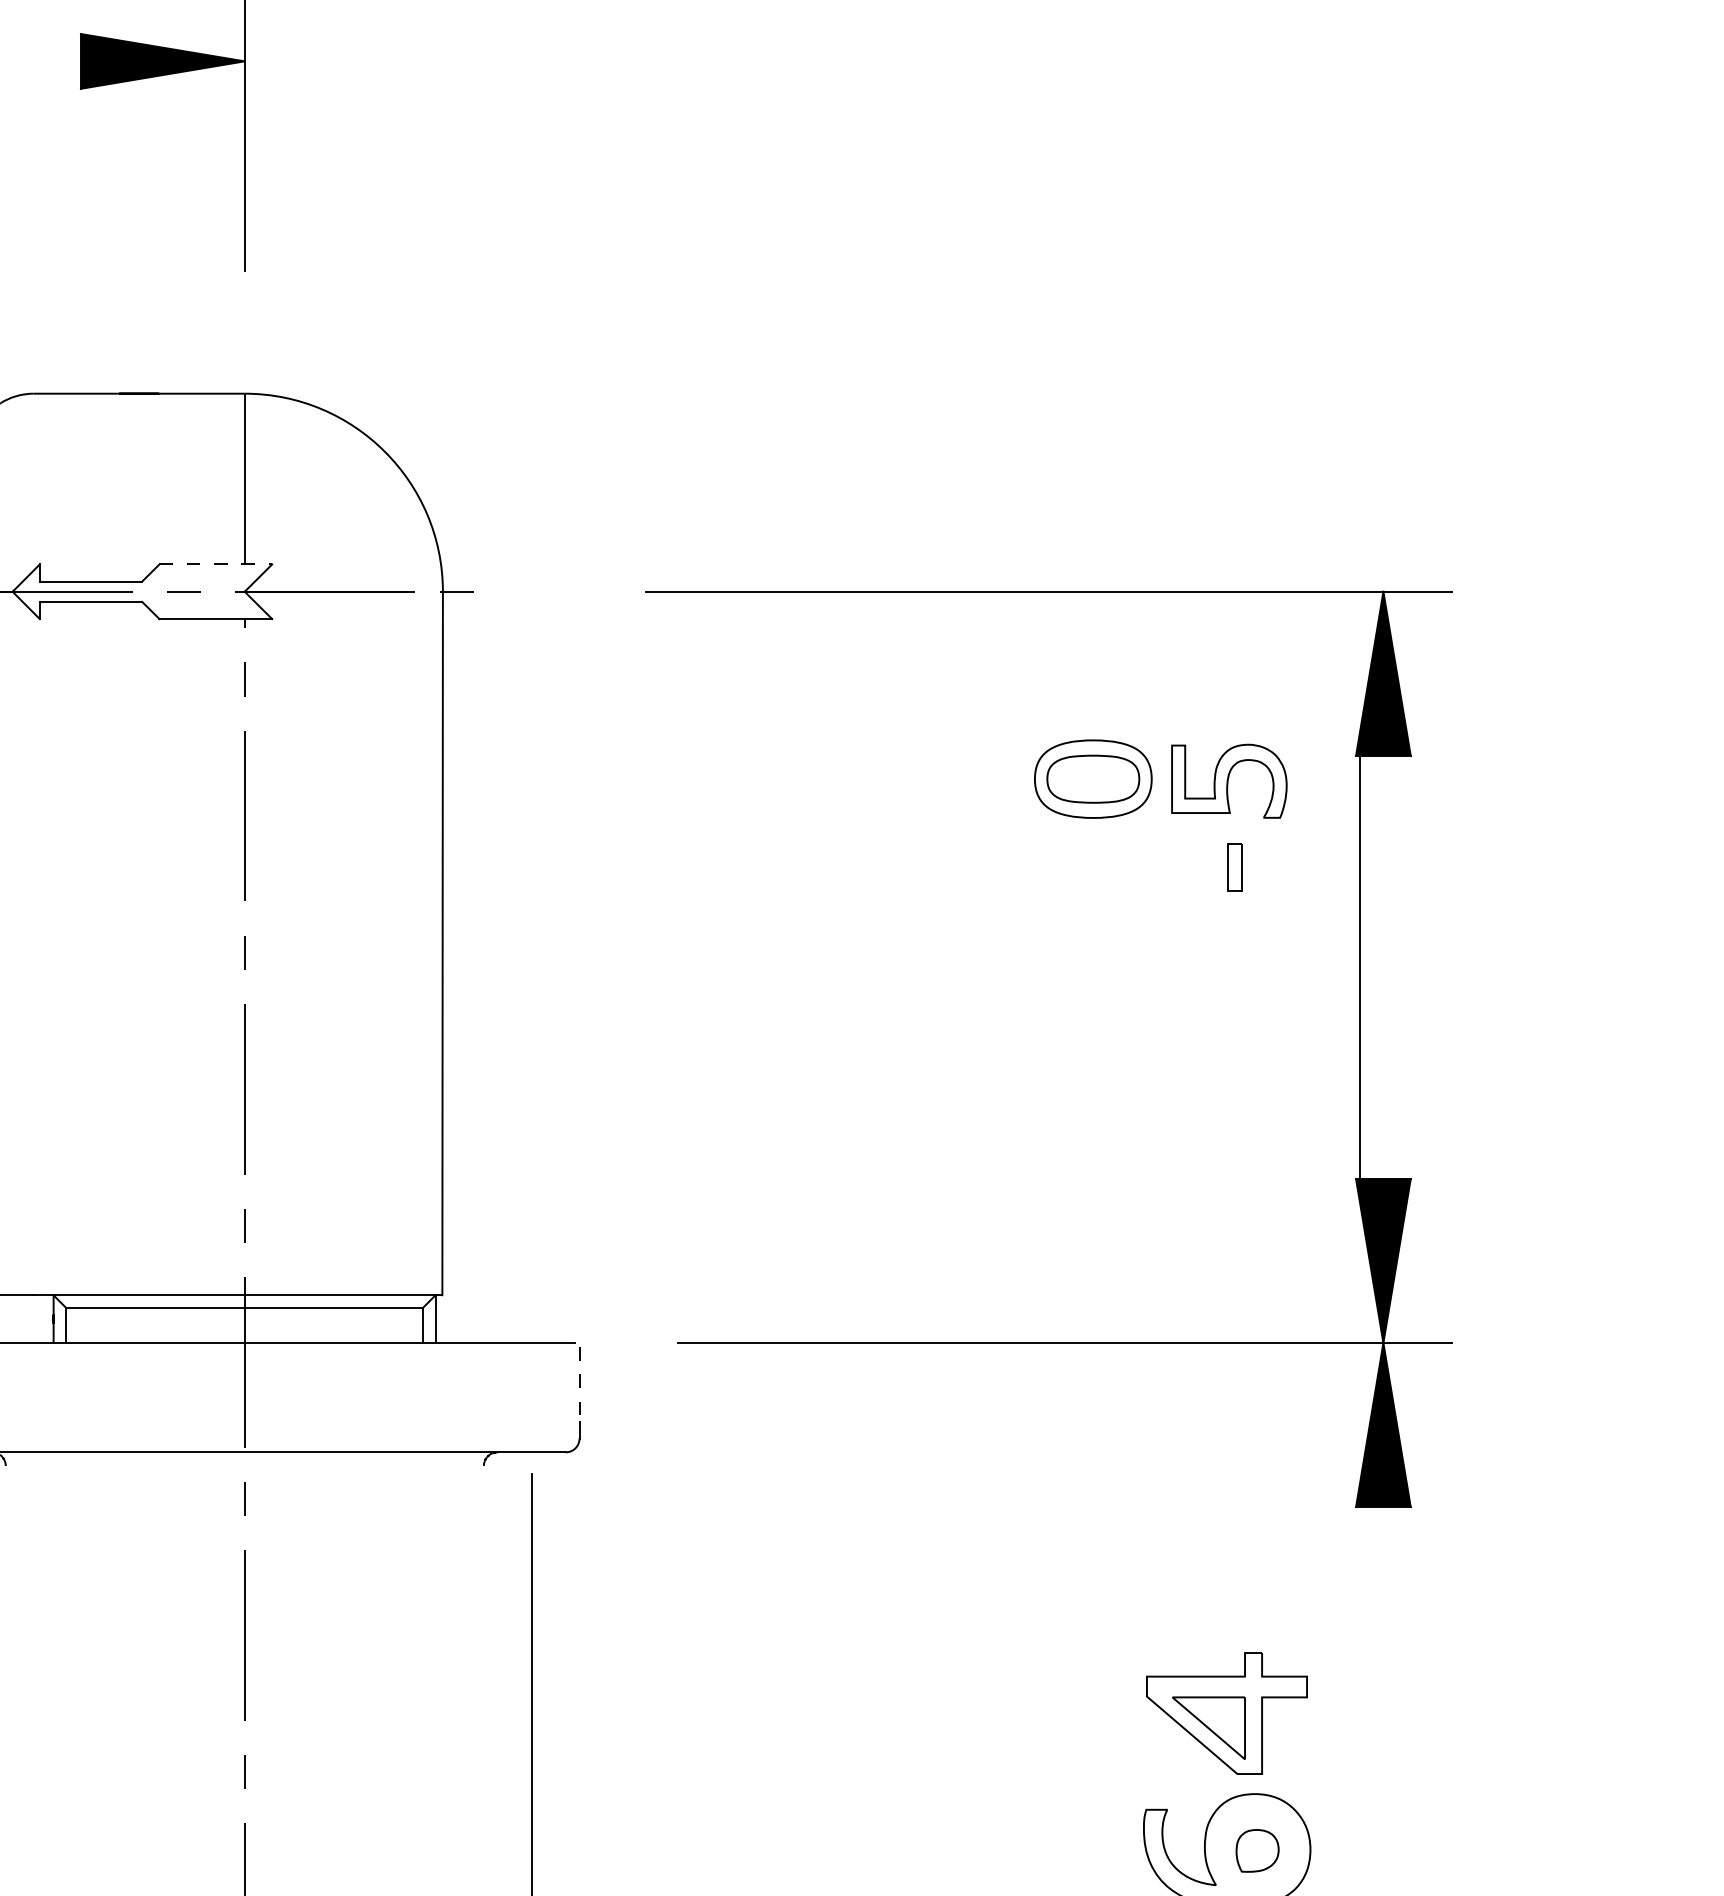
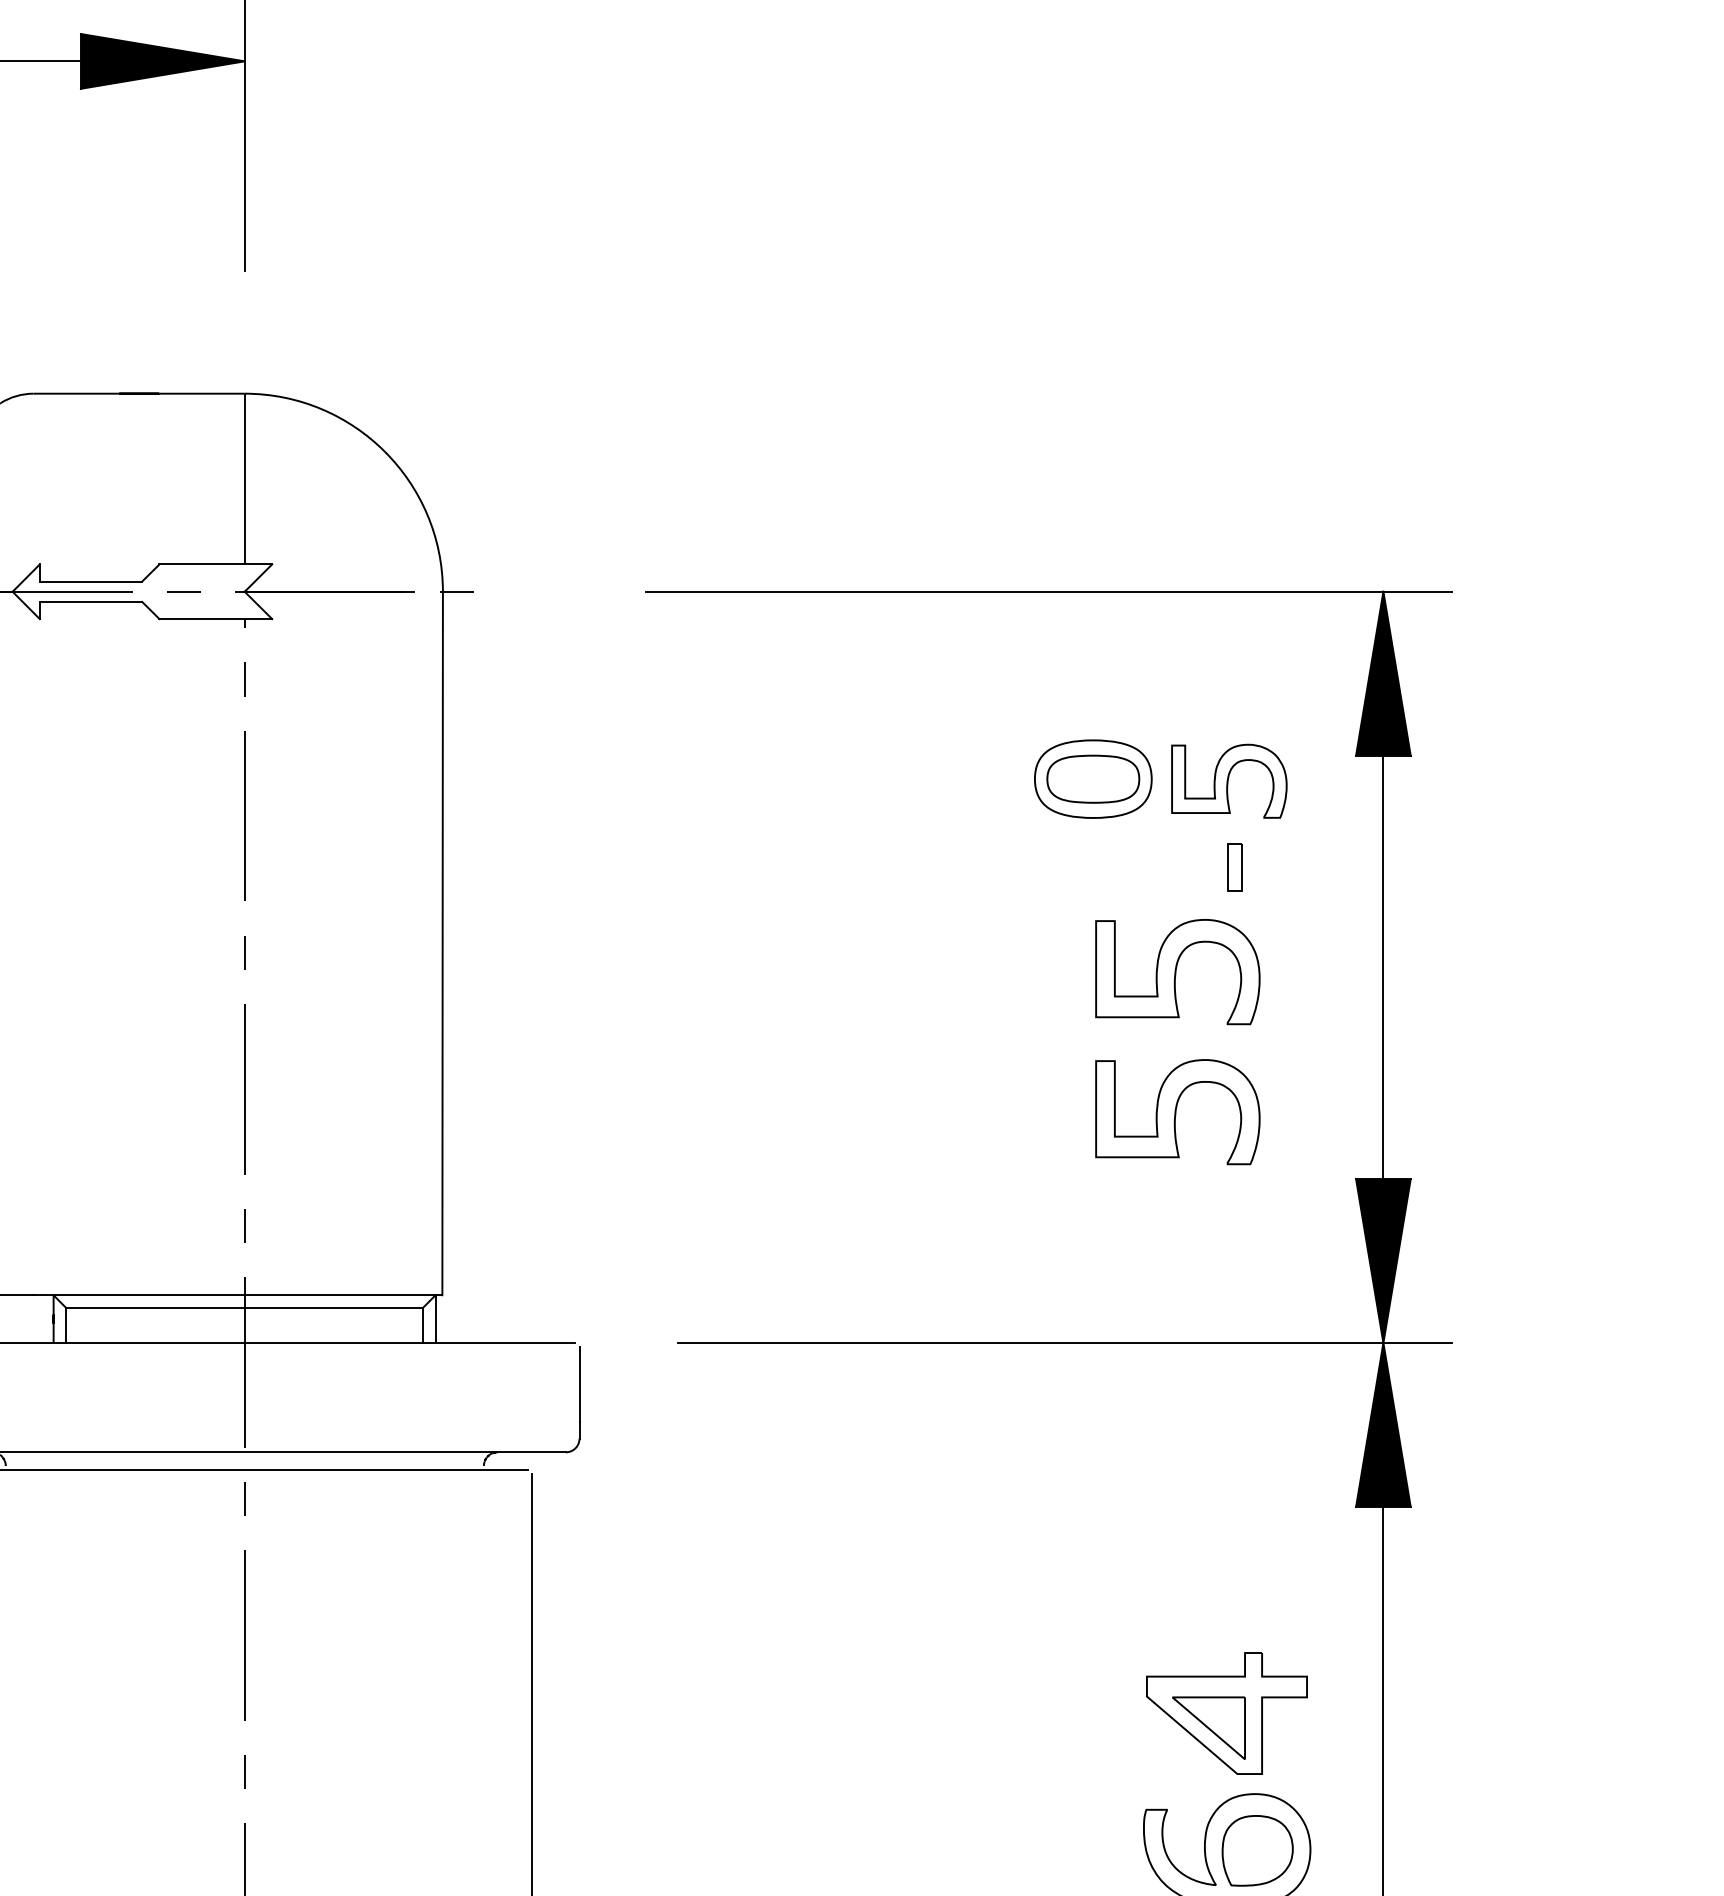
line: none -> present (41, 61)
line: dashed -> solid (216, 564)
line position: (1360, 967) -> (1383, 967) (1383, 967)
part: none -> present (1177, 972)
part: none -> present (1177, 1112)
line: dashed -> solid (579, 1384)
line: none -> present (264, 1470)
line: none -> present (1383, 1699)
part size: 45x44 px -> 73x72 px (1257, 1850)
